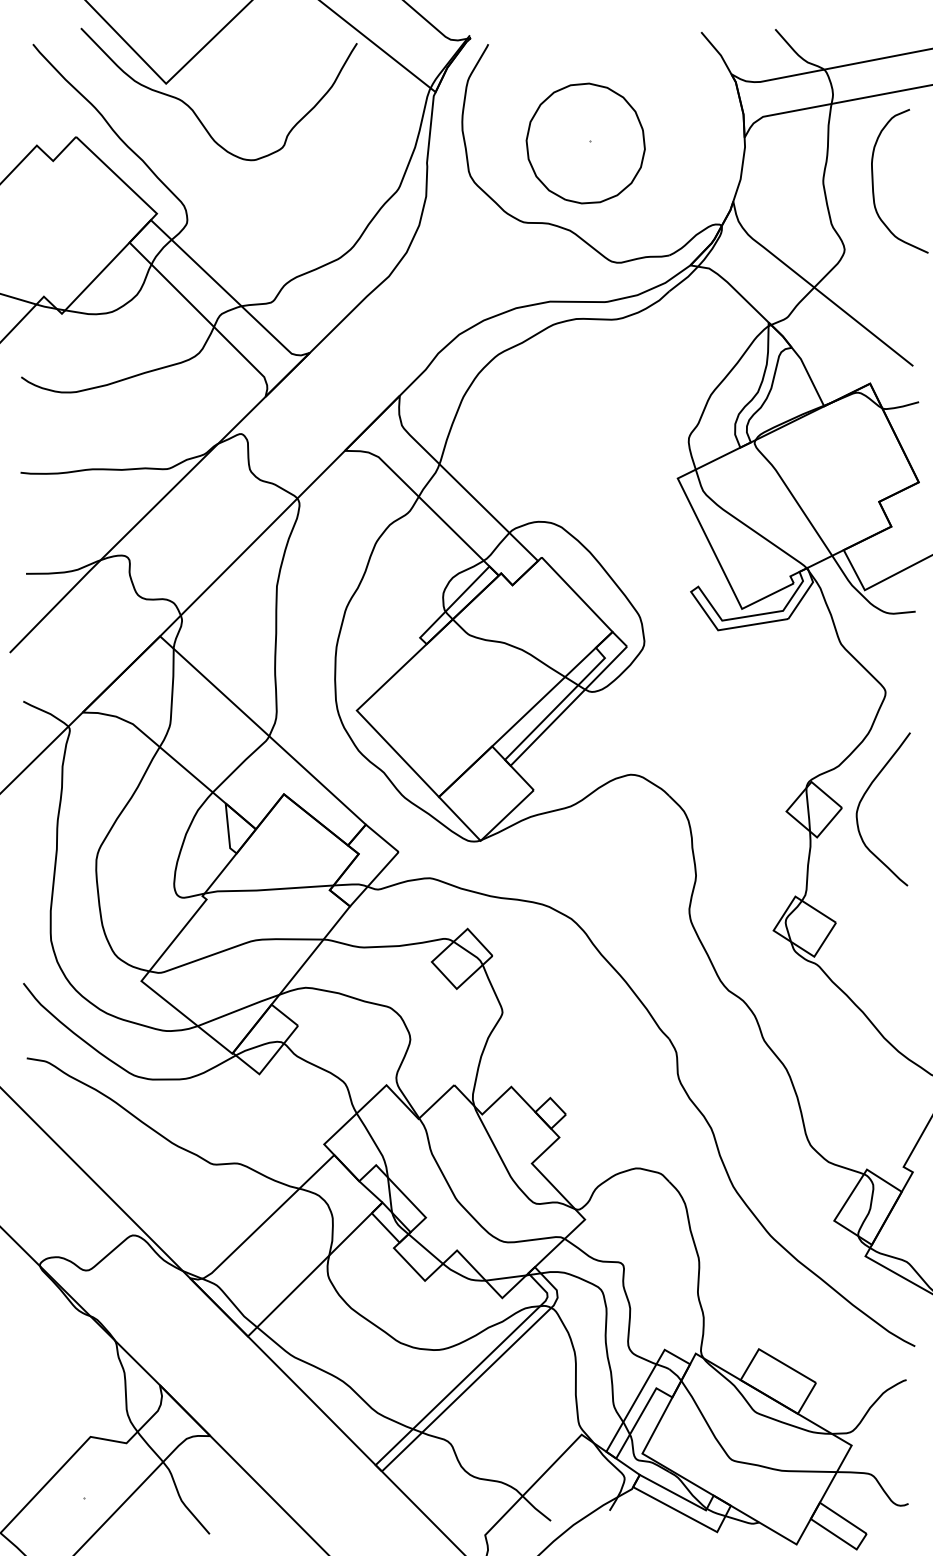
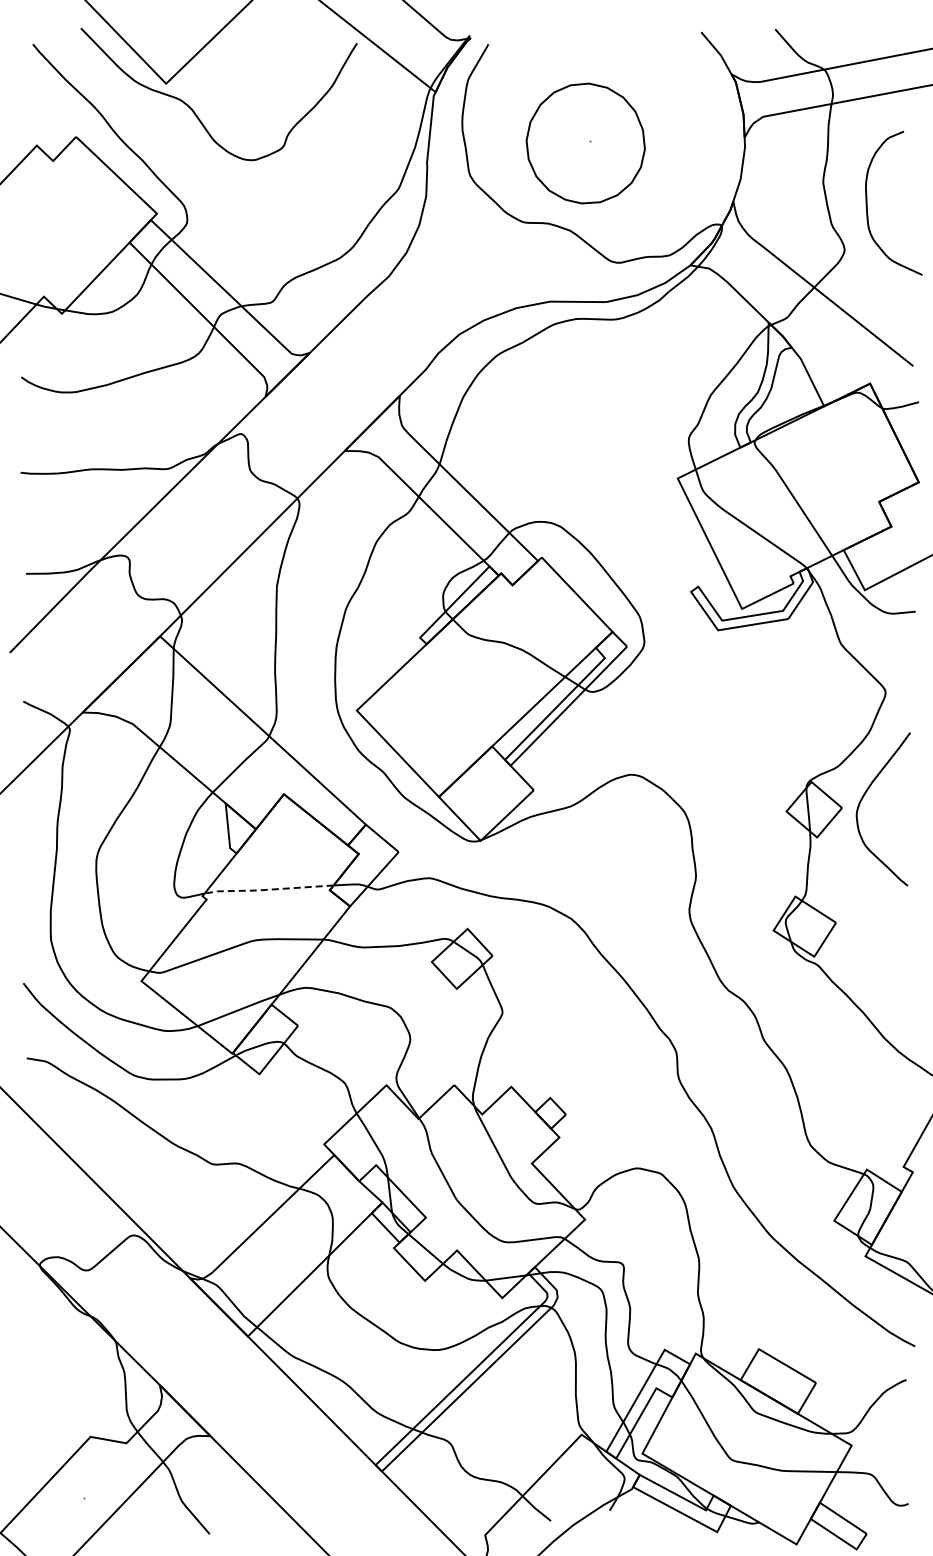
curve position: (873, 180) -> (867, 202) (867, 202)
line: solid -> dashed (267, 889)
